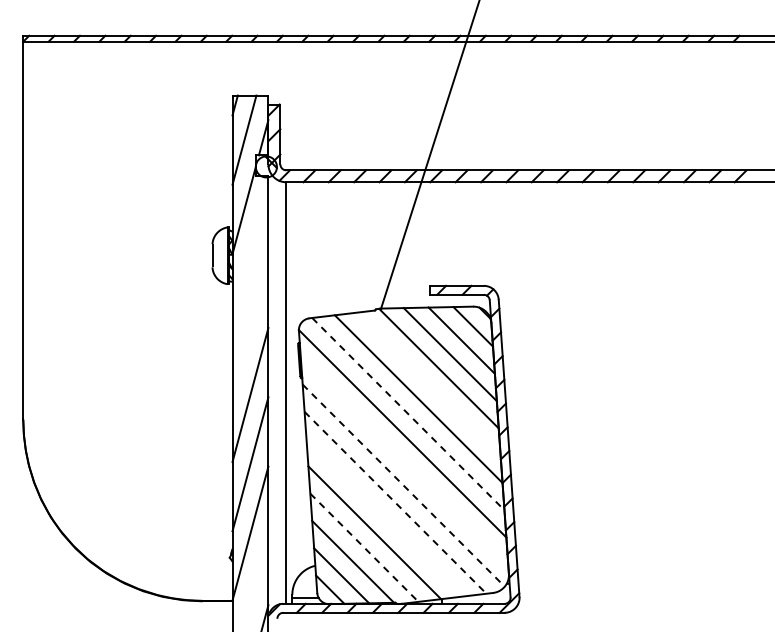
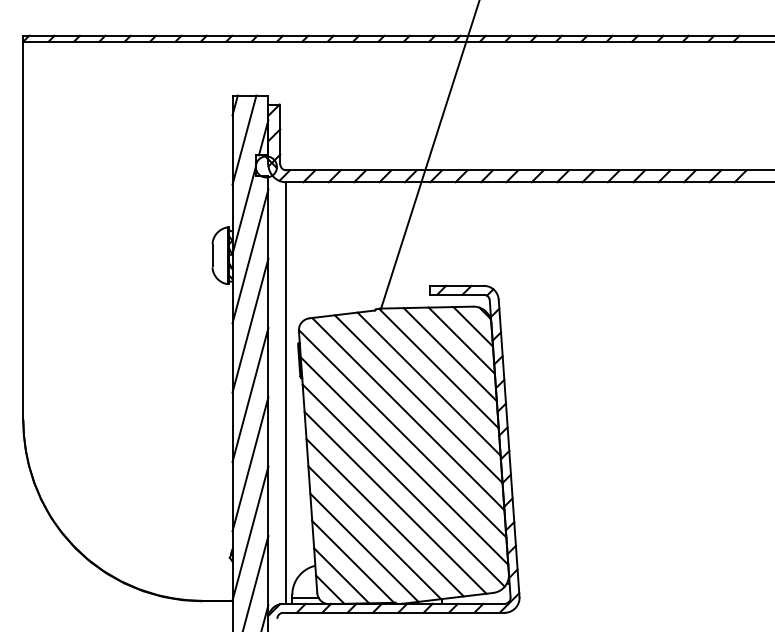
line: none -> present (250, 256)
line: none -> present (250, 325)
line: none -> present (428, 383)
line: dashed -> solid (408, 414)
line: none -> present (404, 460)
line: dashed -> solid (403, 485)
line: dashed -> solid (395, 502)
line: none -> present (384, 517)
line: dashed -> solid (364, 547)
line: none -> present (255, 581)
